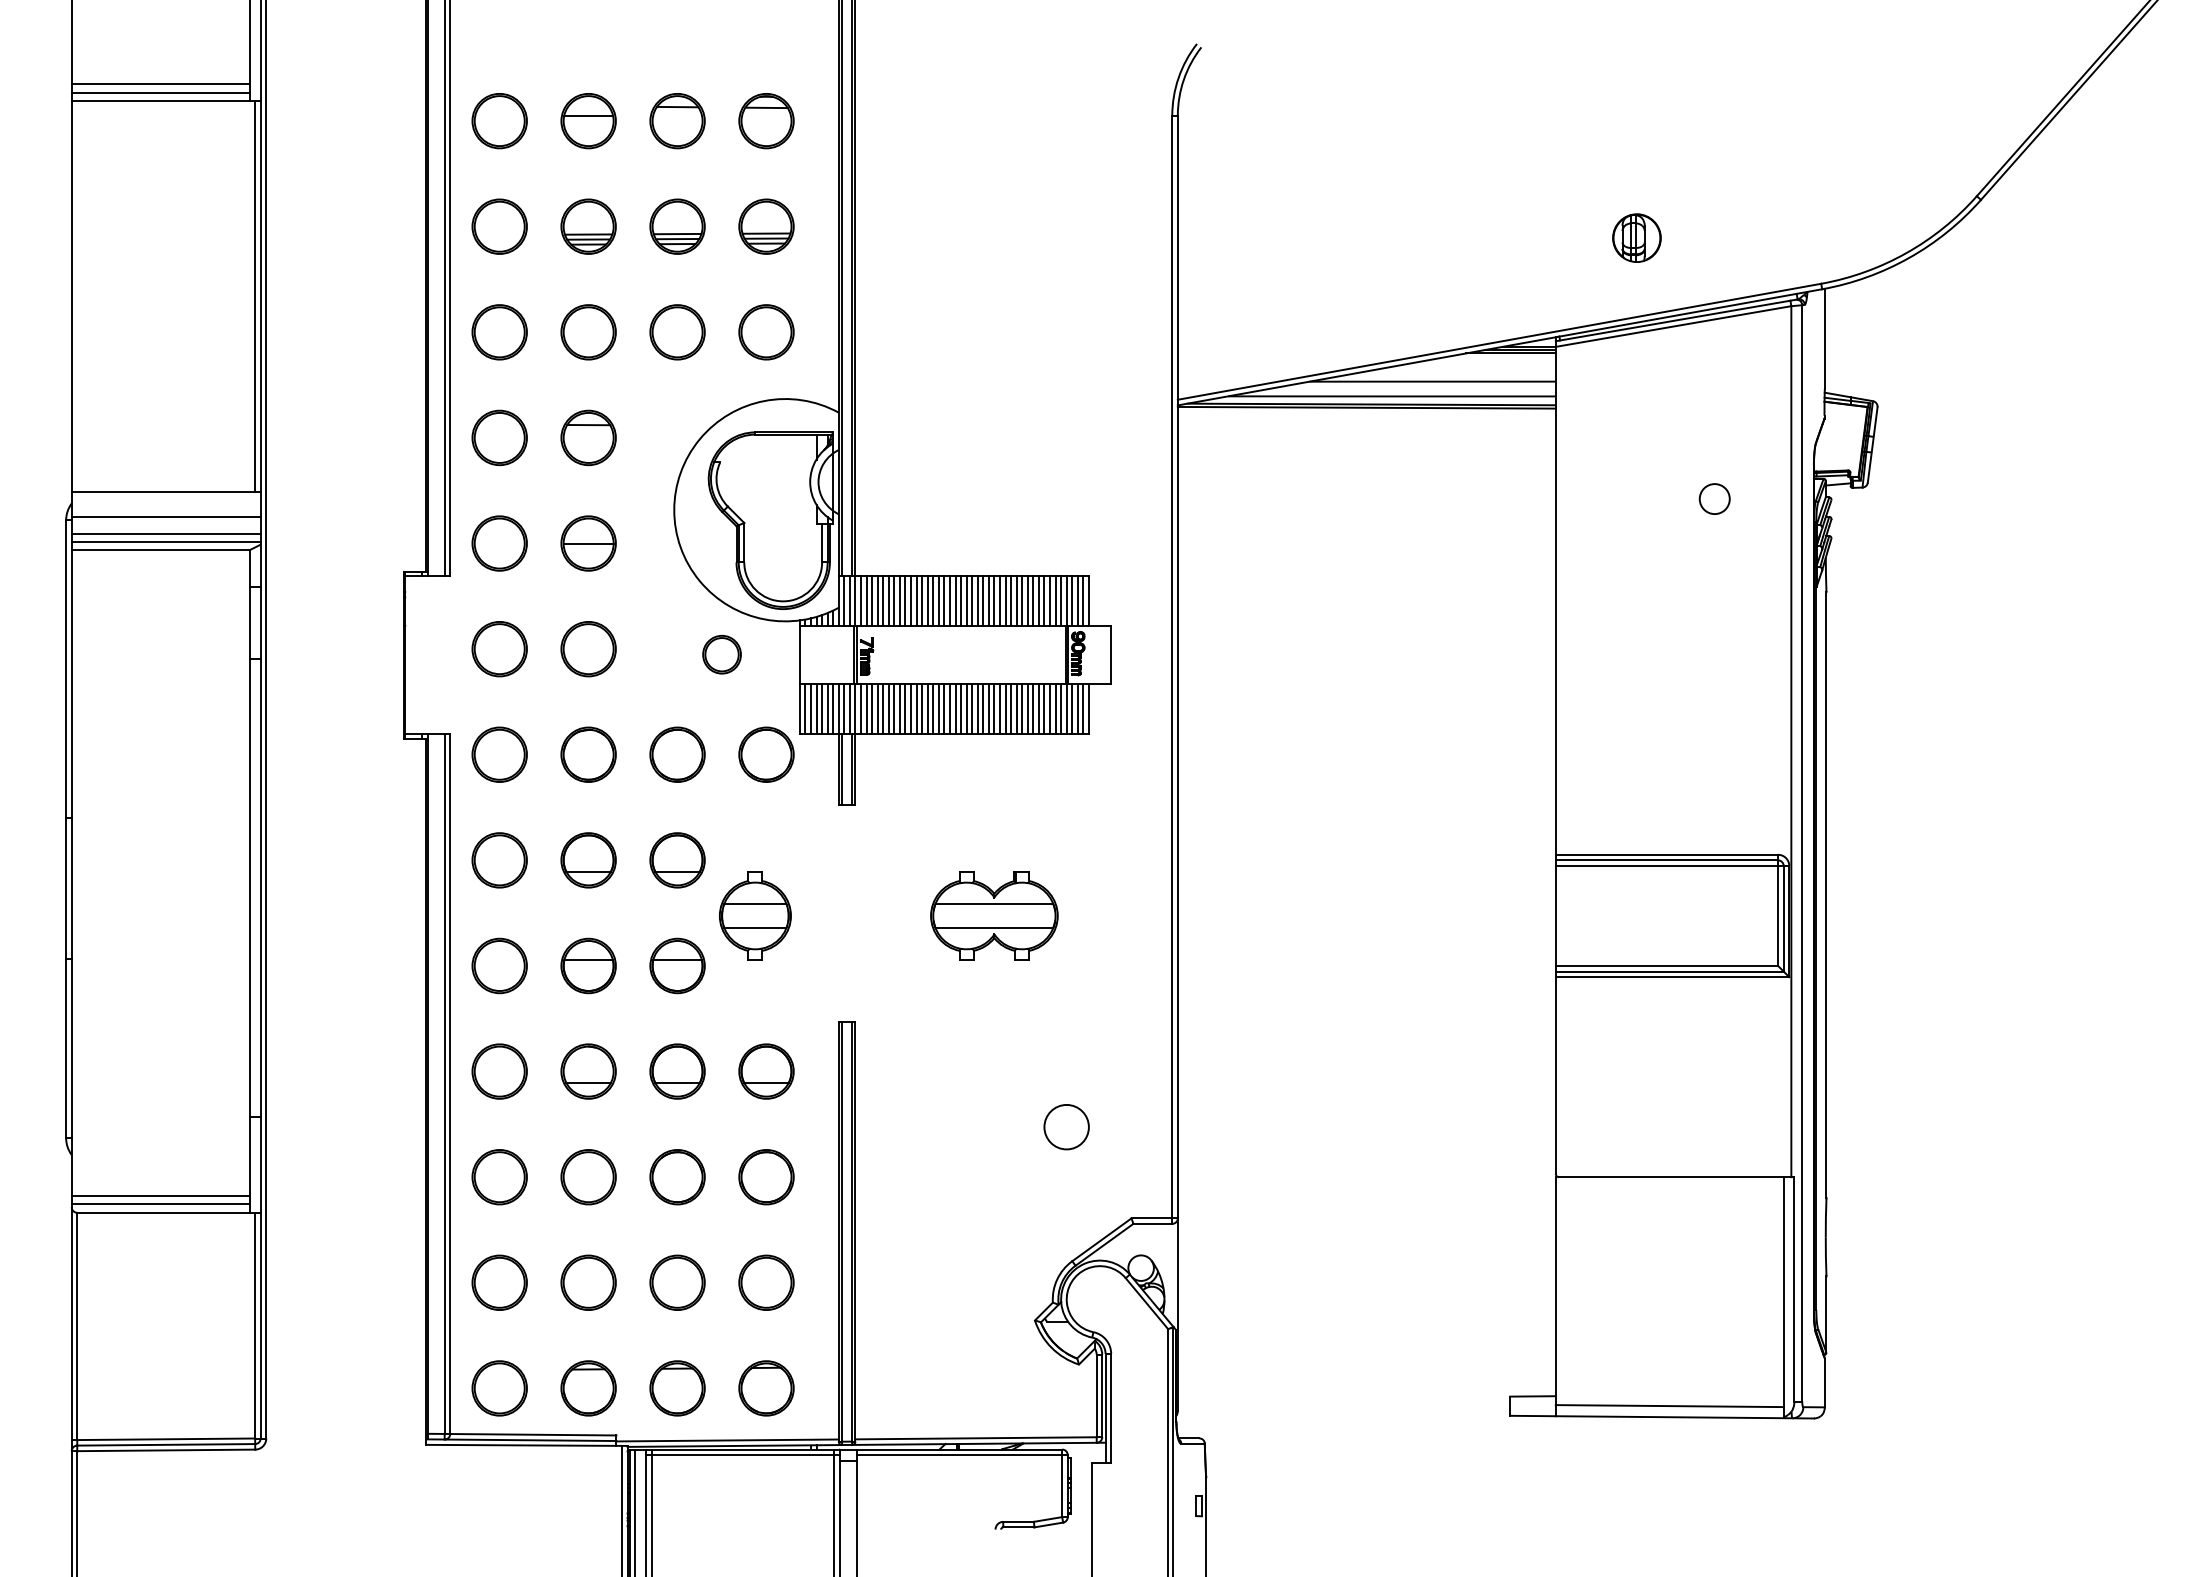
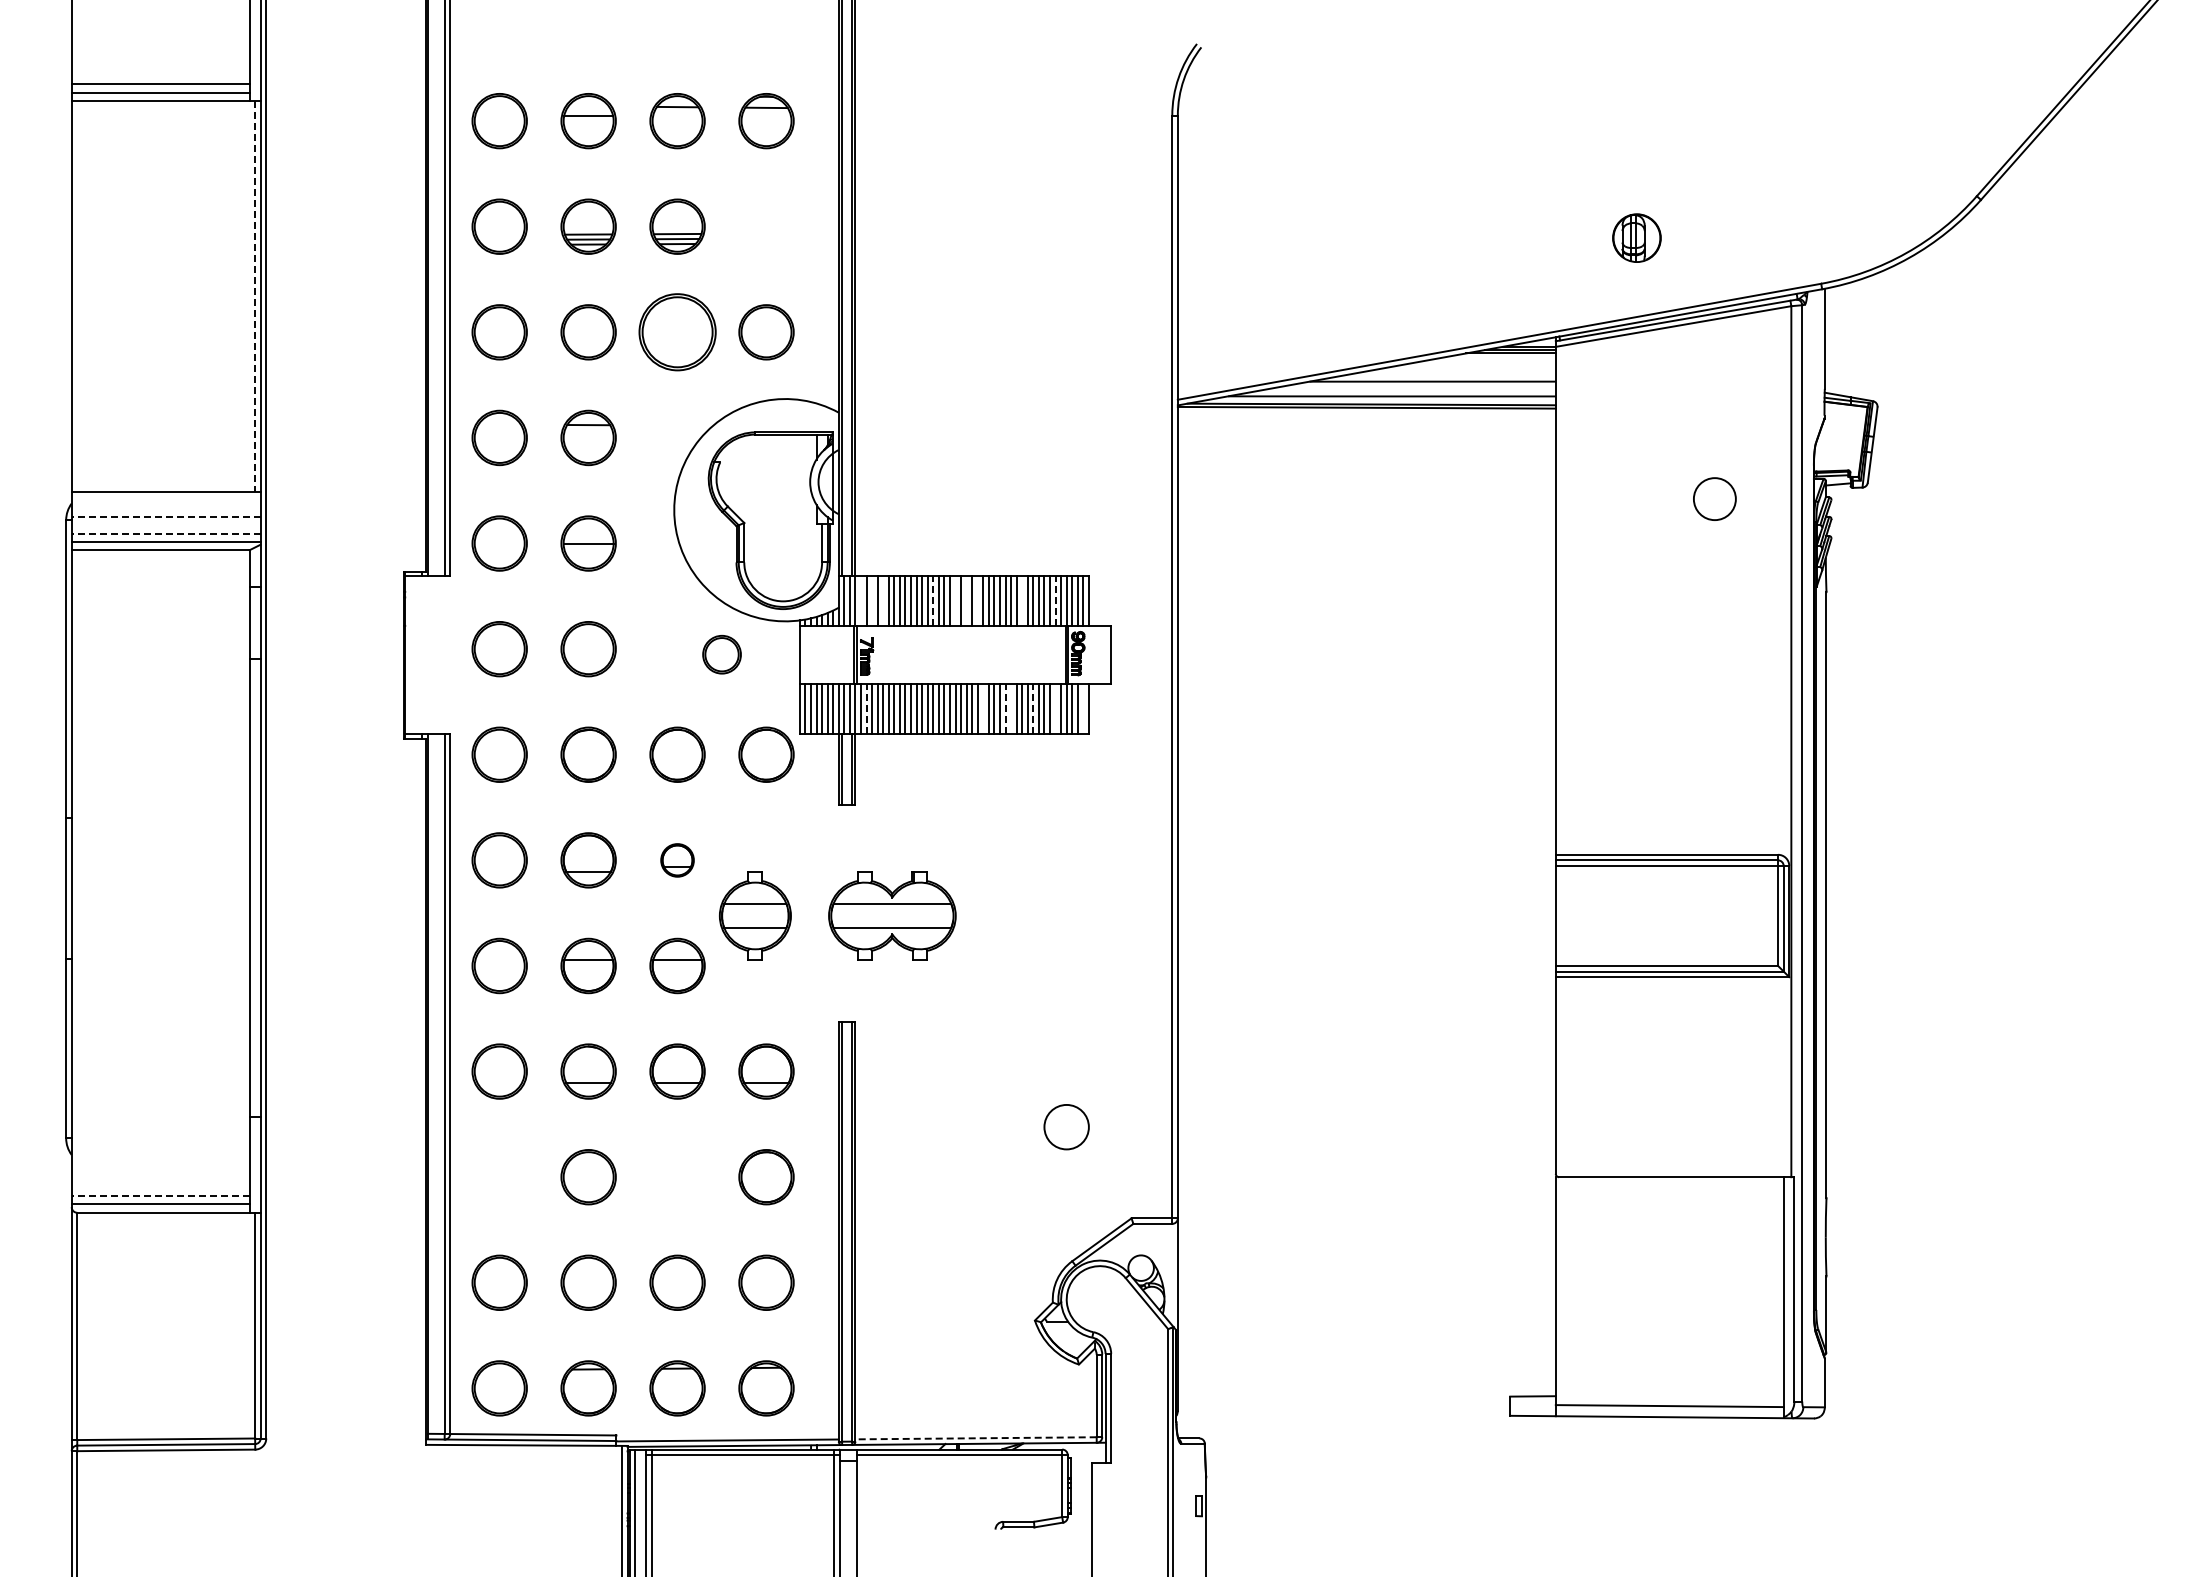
part: present -> none (766, 226)
line: solid -> dashed (255, 296)
part size: 57x57 px -> 79x79 px (677, 332)
circle size: 33x32 px -> 44x44 px (1714, 498)
line: solid -> dashed (165, 516)
line: solid -> dashed (165, 533)
line: present -> none (861, 600)
line: present -> none (872, 600)
line: present -> none (883, 600)
line: solid -> dashed (933, 600)
line: present -> none (955, 600)
line: present -> none (966, 600)
line: present -> none (977, 600)
line: present -> none (1022, 600)
line: solid -> dashed (1055, 600)
line: solid -> dashed (866, 708)
line: present -> none (983, 708)
line: solid -> dashed (1005, 708)
line: present -> none (1011, 708)
line: solid -> dashed (1033, 708)
line: present -> none (1055, 708)
line: present -> none (1083, 708)
part size: 57x57 px -> 35x35 px (677, 860)
part position: (994, 915) -> (892, 915) (892, 915)
part: present -> none (499, 1177)
part: present -> none (677, 1177)
line: solid -> dashed (160, 1196)
line: solid -> dashed (976, 1438)
